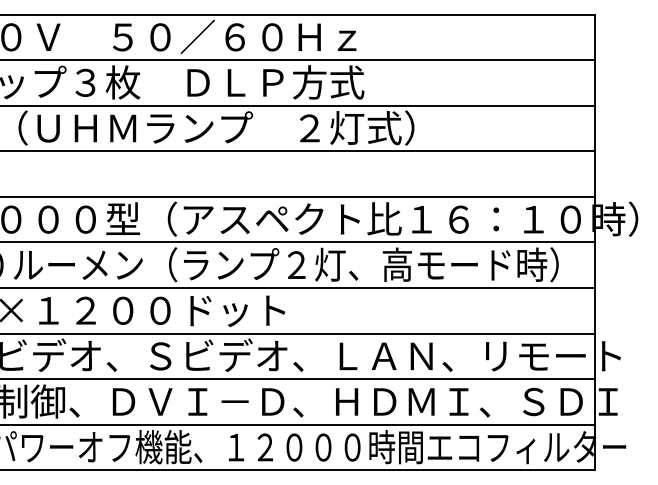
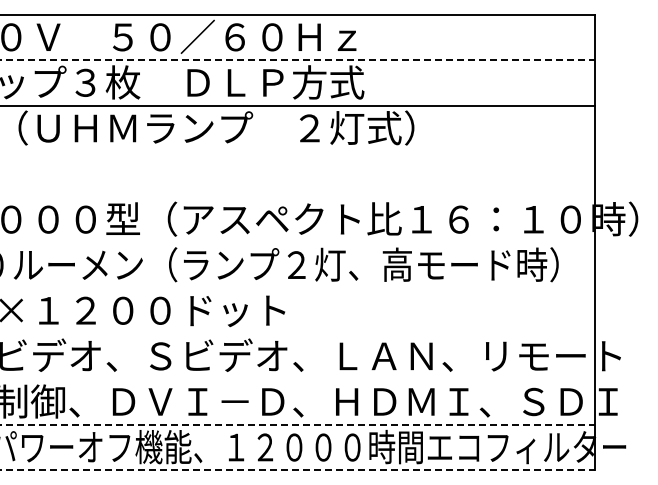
line: solid -> dashed (298, 60)
line: present -> none (298, 151)
line: present -> none (298, 196)
line: present -> none (298, 242)
line: present -> none (298, 288)
line: present -> none (298, 333)
line: present -> none (298, 379)
line: solid -> dashed (298, 424)
line: solid -> dashed (298, 470)
